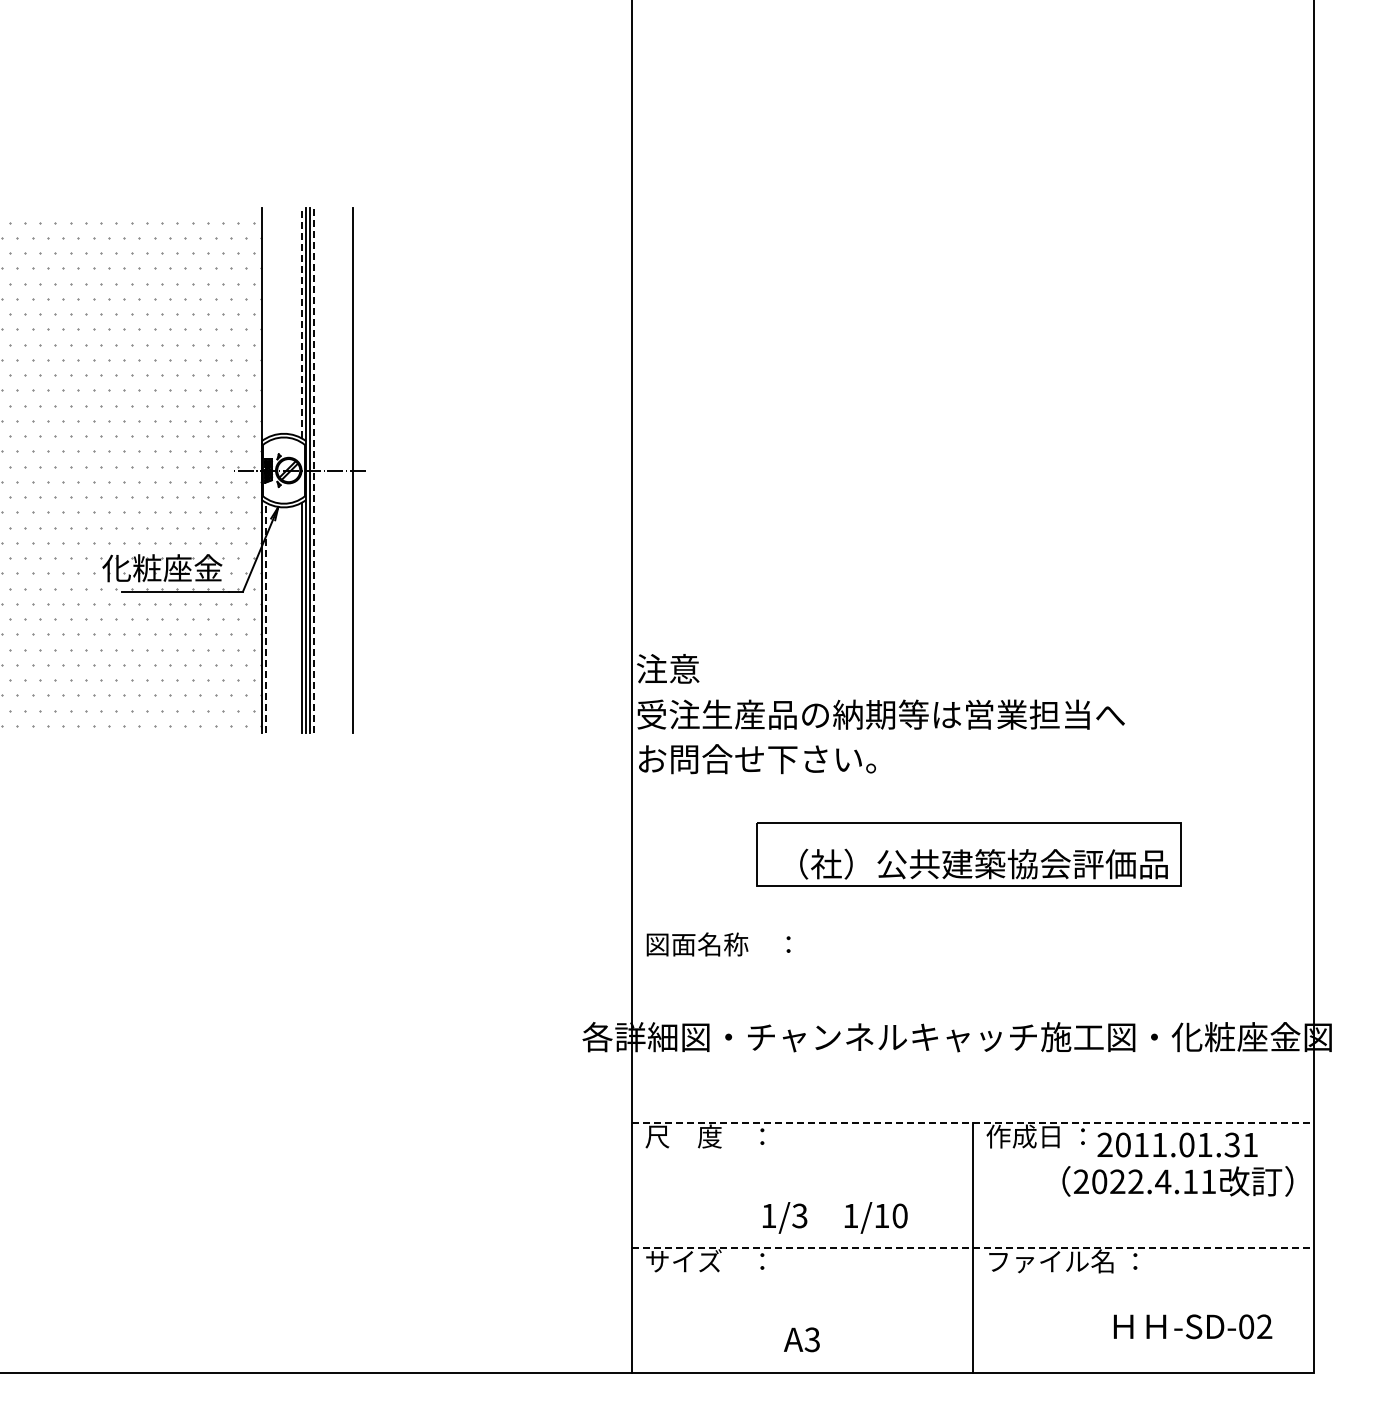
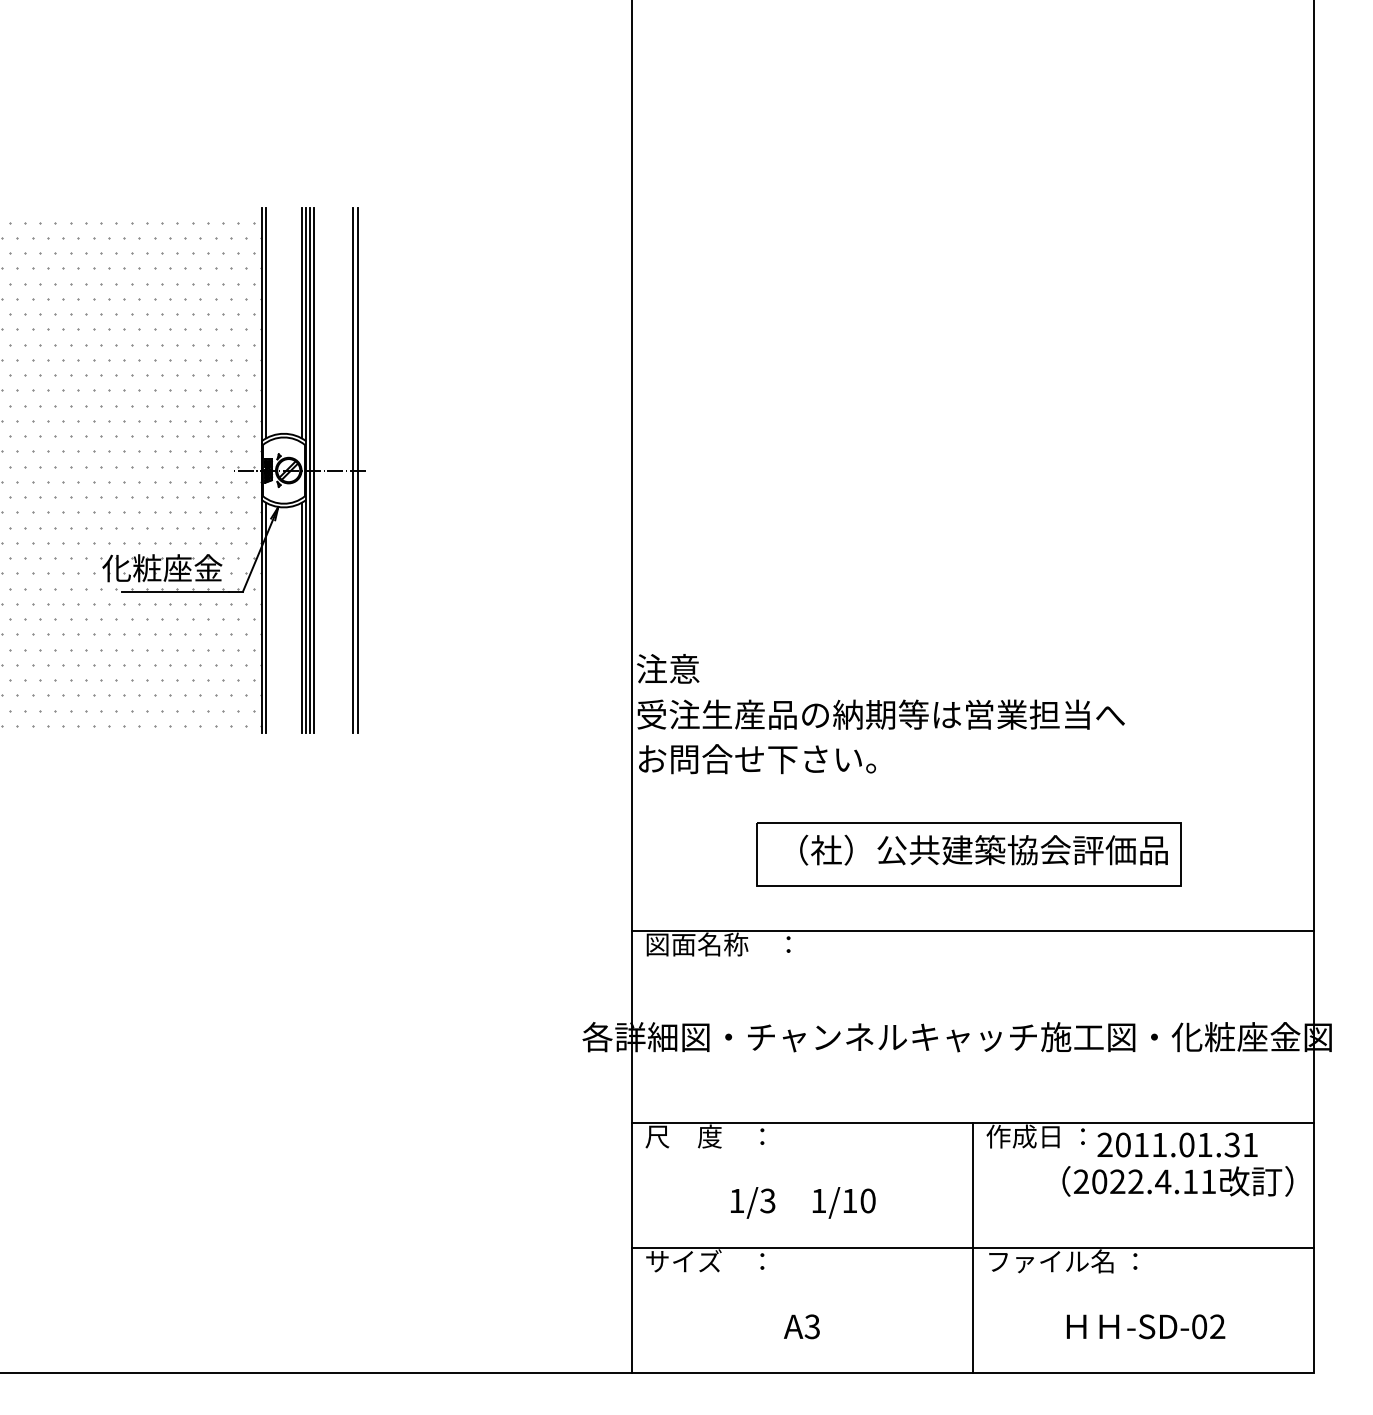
line: dashed -> solid (301, 322)
line: none -> present (266, 323)
line: dashed -> solid (314, 470)
line: none -> present (357, 470)
line: dashed -> solid (266, 617)
text position: (983, 863) -> (983, 849) (983, 849)
line: none -> present (973, 930)
line: dashed -> solid (973, 1122)
text position: (835, 1217) -> (803, 1202) (803, 1202)
line: dashed -> solid (973, 1247)
text position: (1193, 1326) -> (1146, 1326) (1146, 1326)
text position: (801, 1339) -> (801, 1326) (801, 1326)
